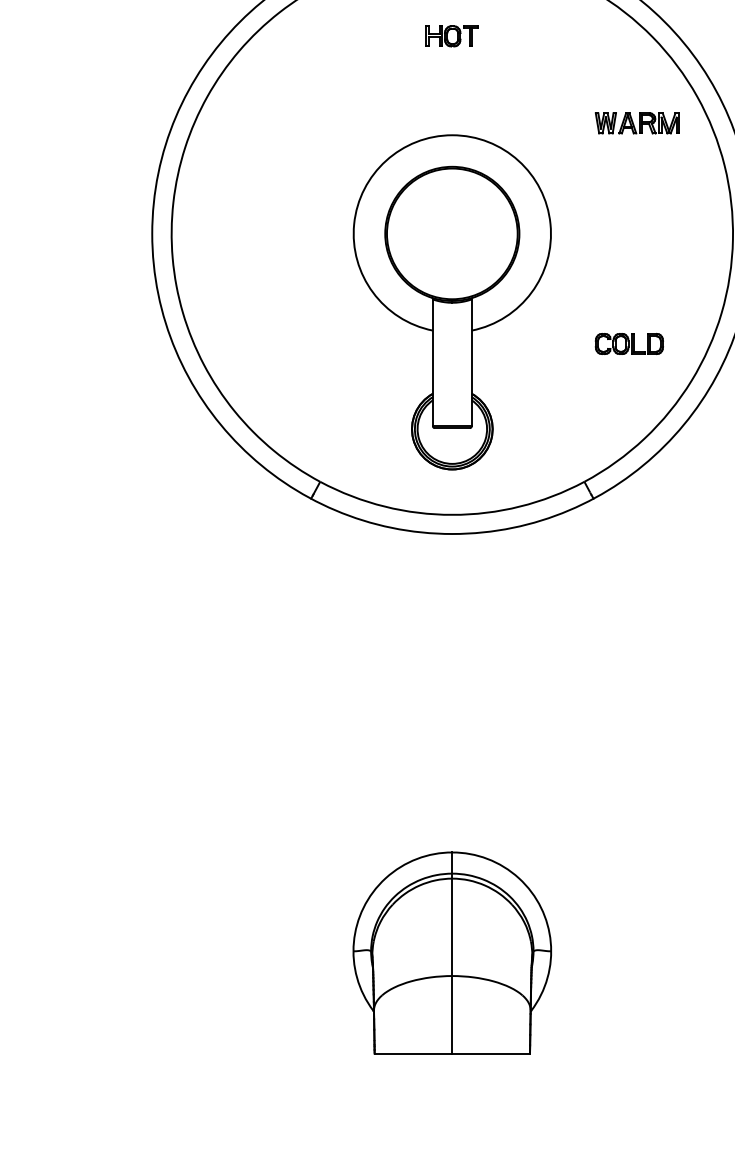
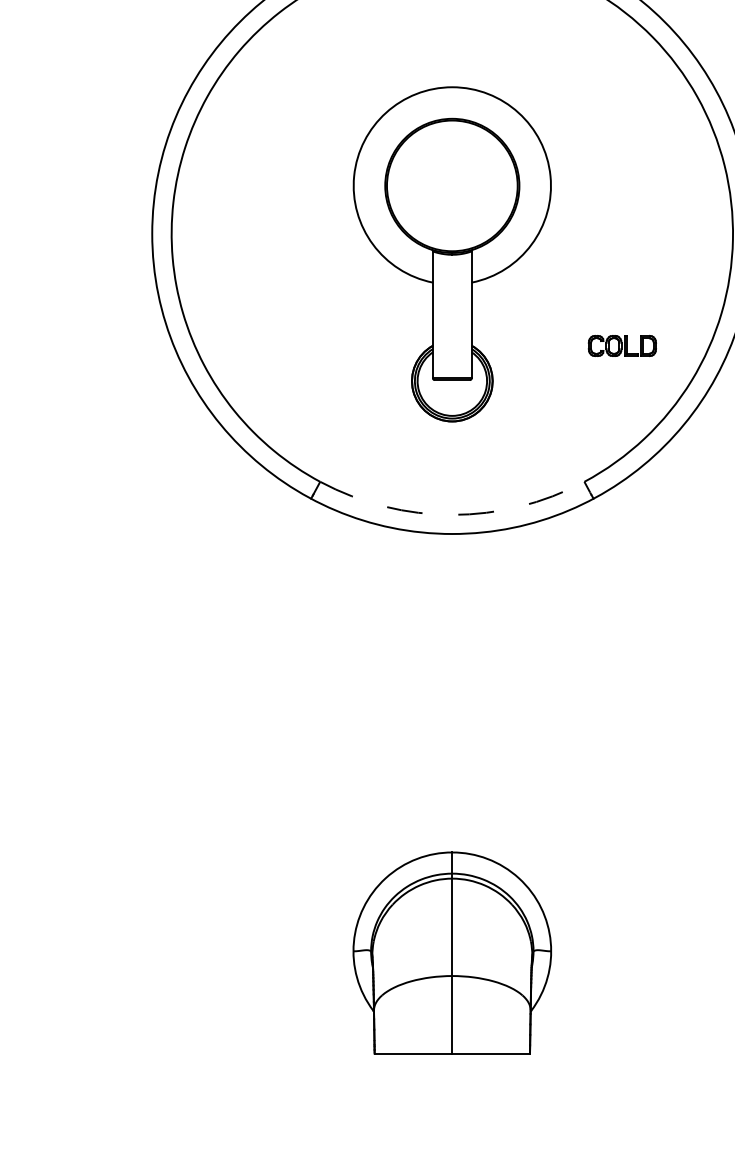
part: present -> none (451, 36)
part: present -> none (637, 123)
part position: (451, 302) -> (451, 254) (451, 254)
part position: (628, 343) -> (621, 345) (621, 345)
arc: solid -> dashed (452, 514)
